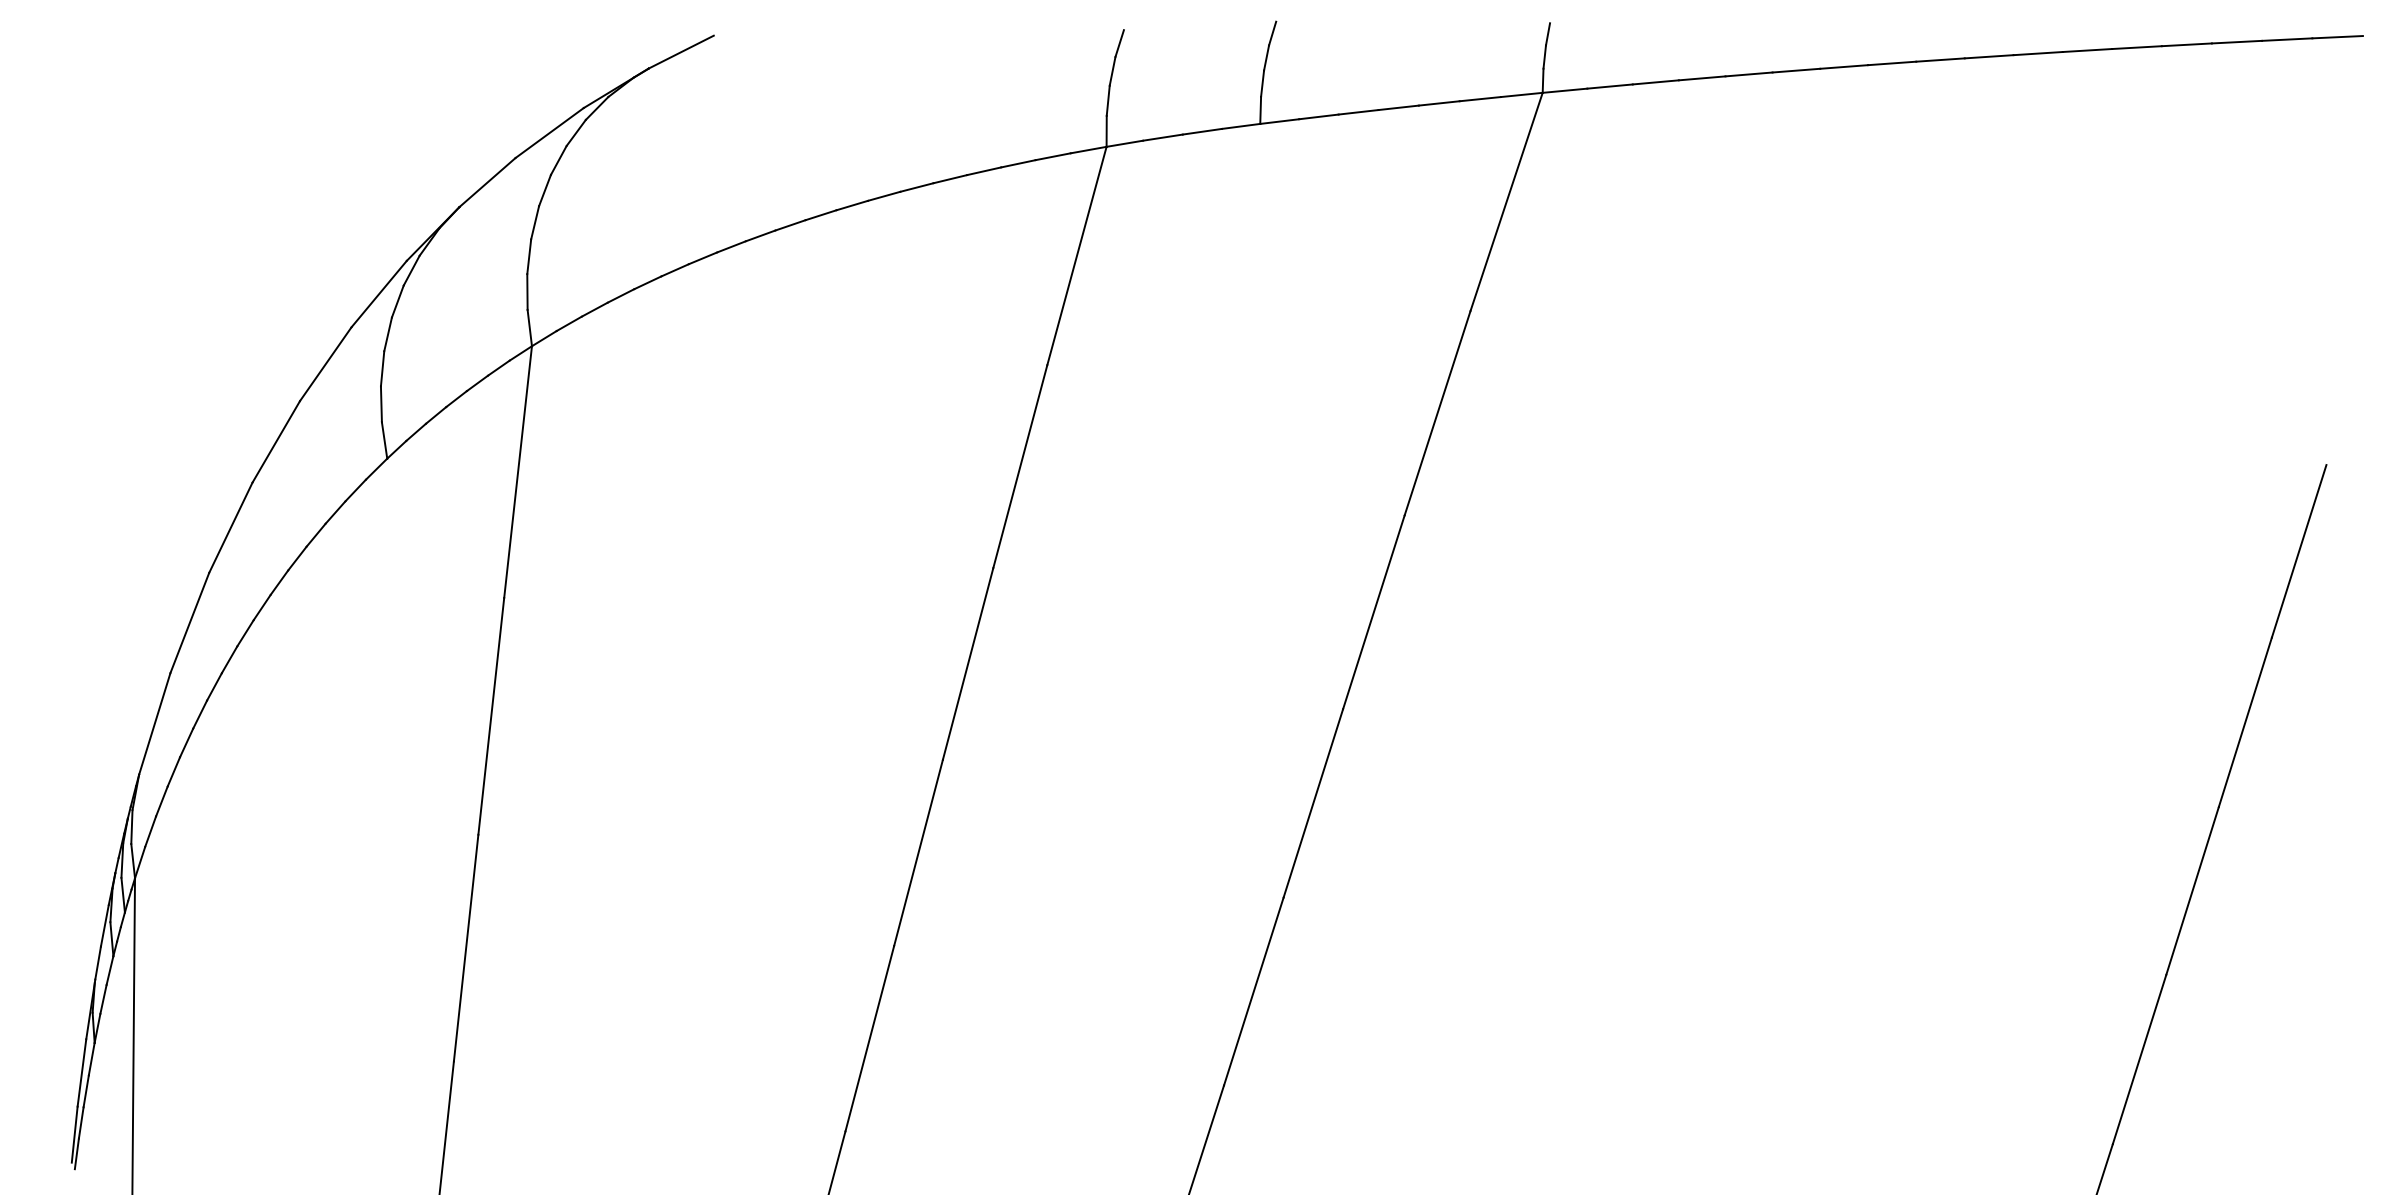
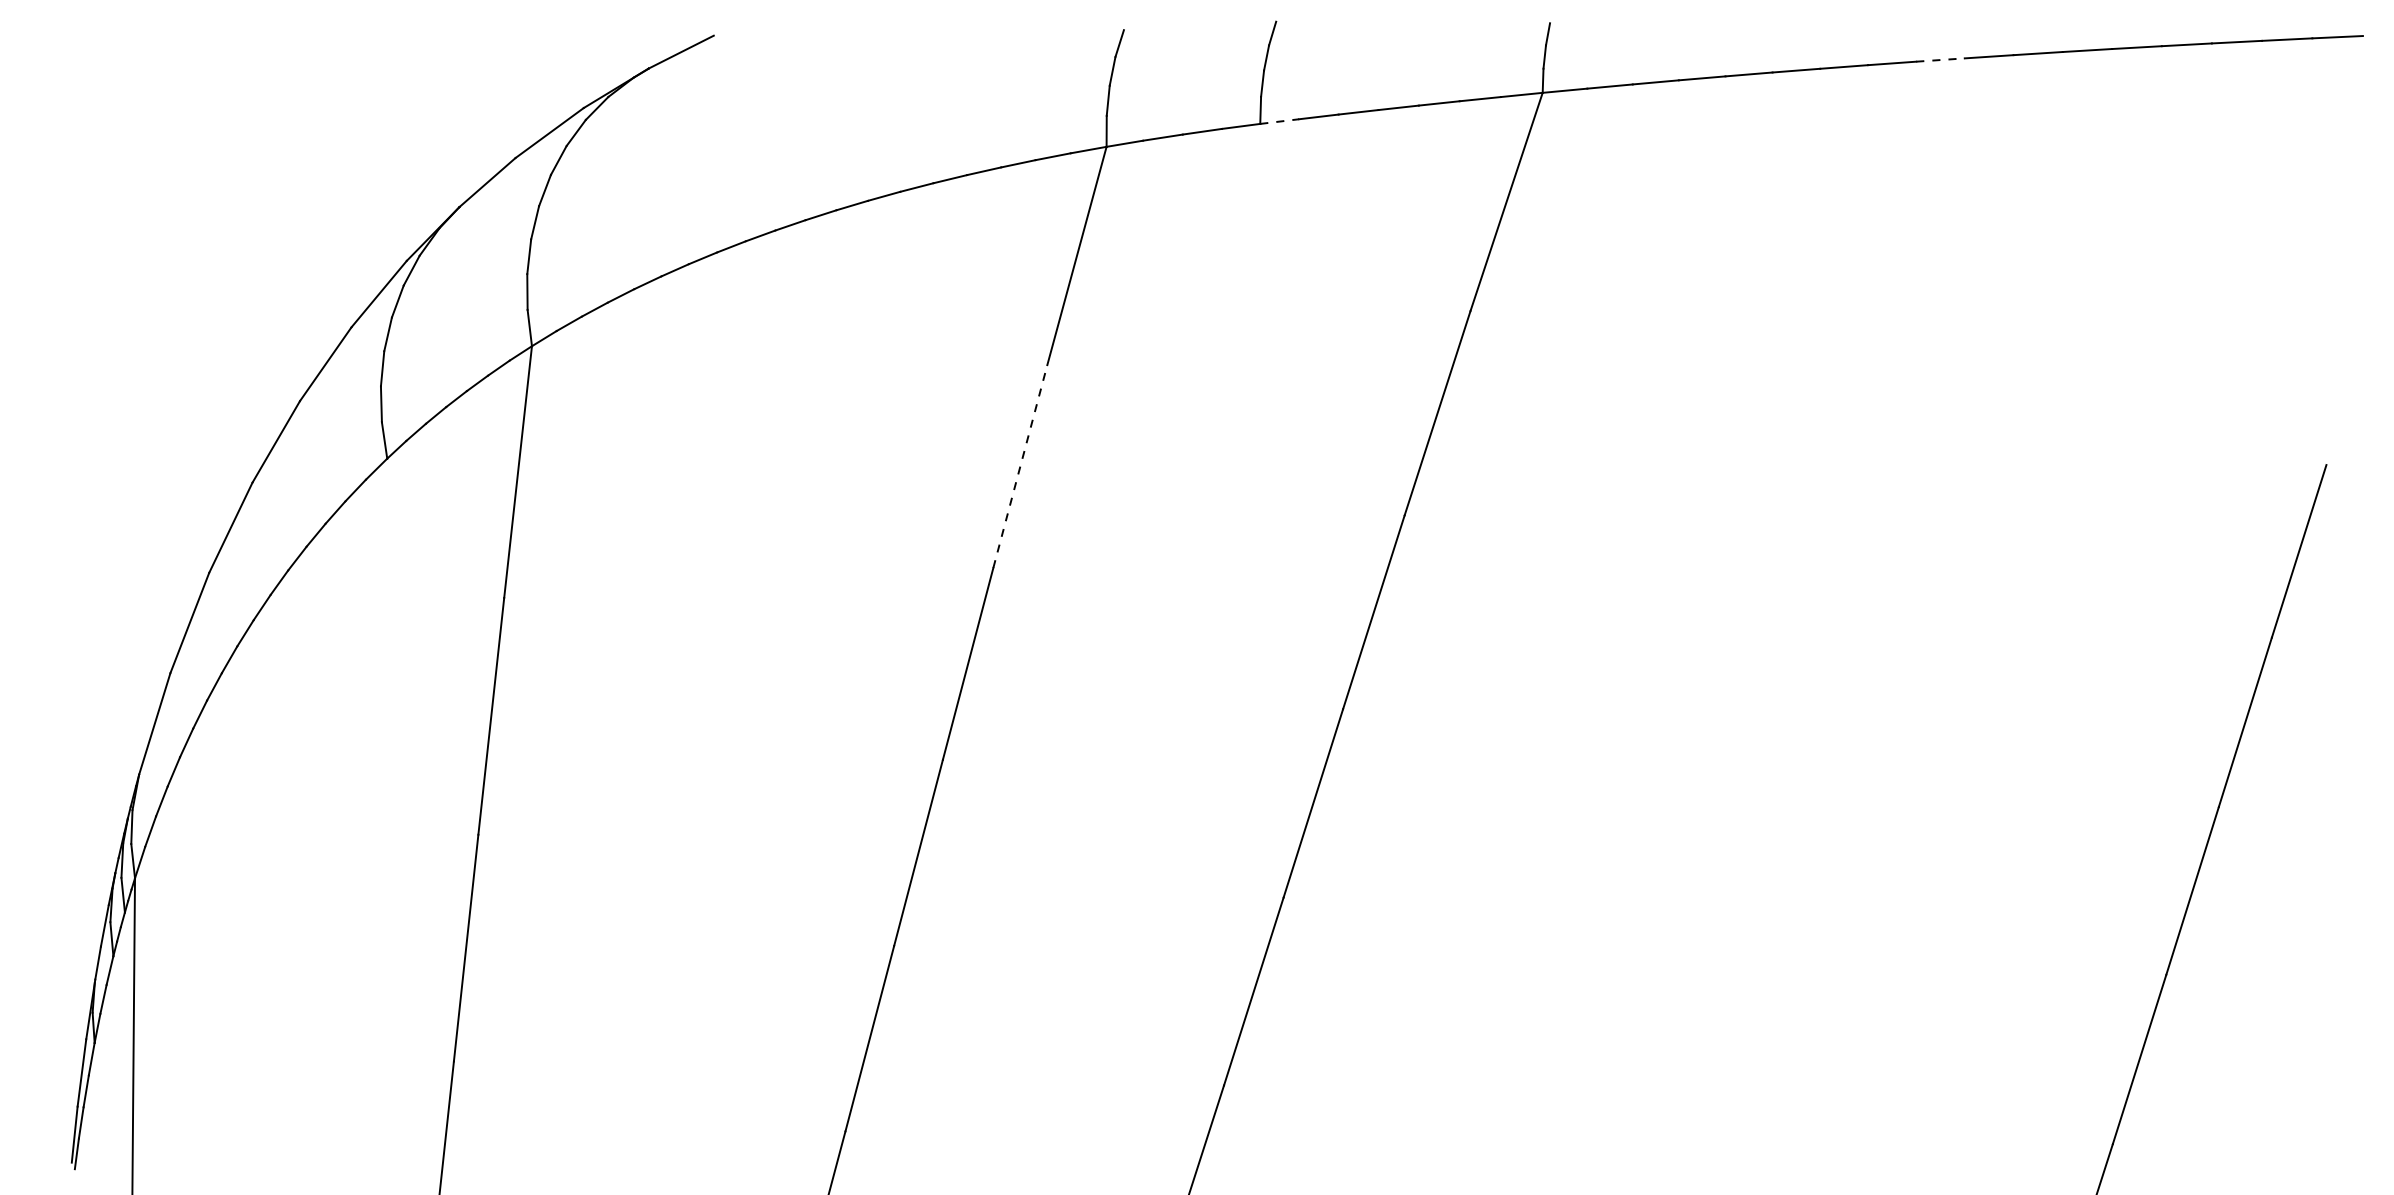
line: solid -> dashed (1940, 60)
line: solid -> dashed (1279, 121)
line: solid -> dashed (1020, 466)
